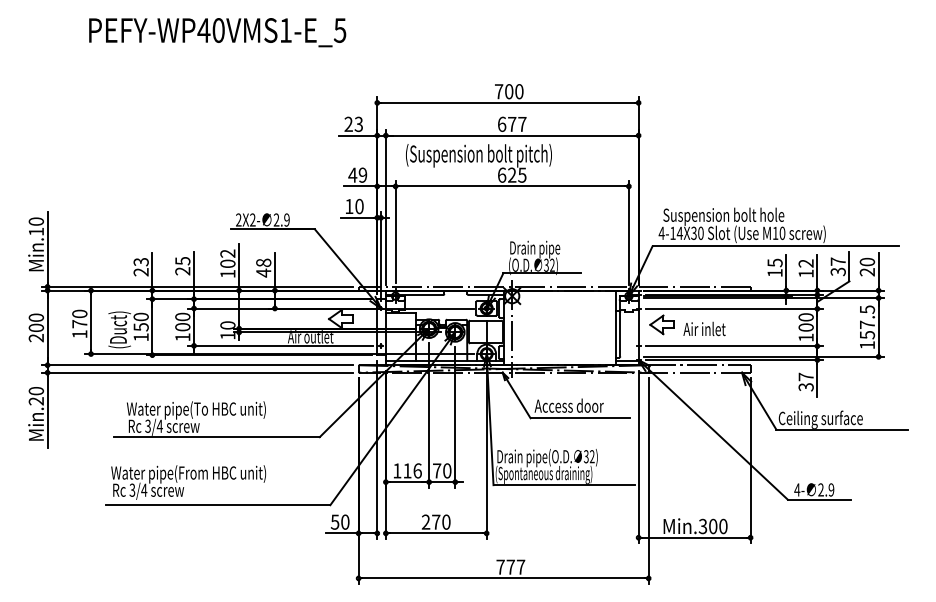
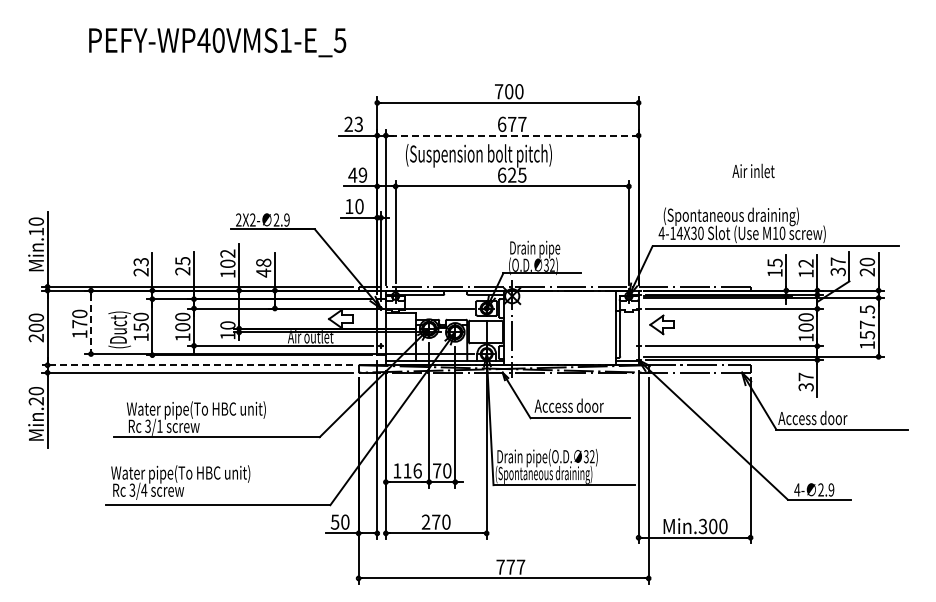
text position: (217, 32) -> (217, 42) (217, 42)
line: solid -> dashed (512, 135)
text: Suspension bolt hole -> (Spontaneous draining) (730, 216)
line: solid -> dashed (91, 322)
text position: (704, 328) -> (753, 170) (753, 170)
line: solid -> dashed (197, 365)
text: Ceiling surface -> Access door (820, 419)
text: 3/4 -> 3/1 (159, 425)
text: Water pipe(From HBC unit) -> Water pipe(To HBC unit) (222, 473)
